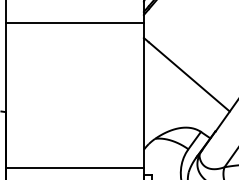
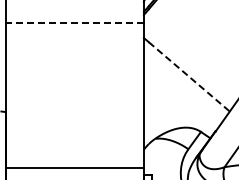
line: solid -> dashed (75, 23)
line: solid -> dashed (189, 77)
